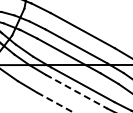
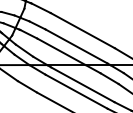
line: dashed -> solid (77, 91)
line: dashed -> solid (55, 102)
